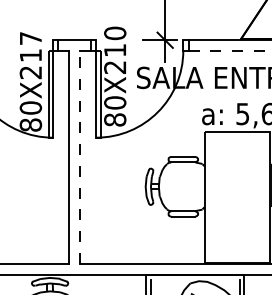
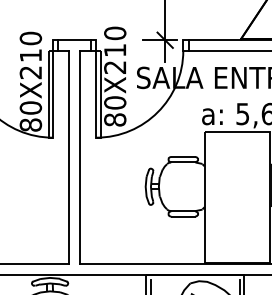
text: 80X217 -> 80X210 (30, 38)
line: dashed -> solid (230, 50)
line: dashed -> solid (80, 156)
